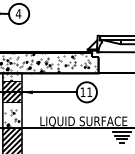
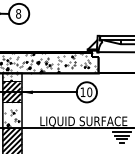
text: 4 -> 8 (17, 13)
text: 11 -> 10 (89, 92)
